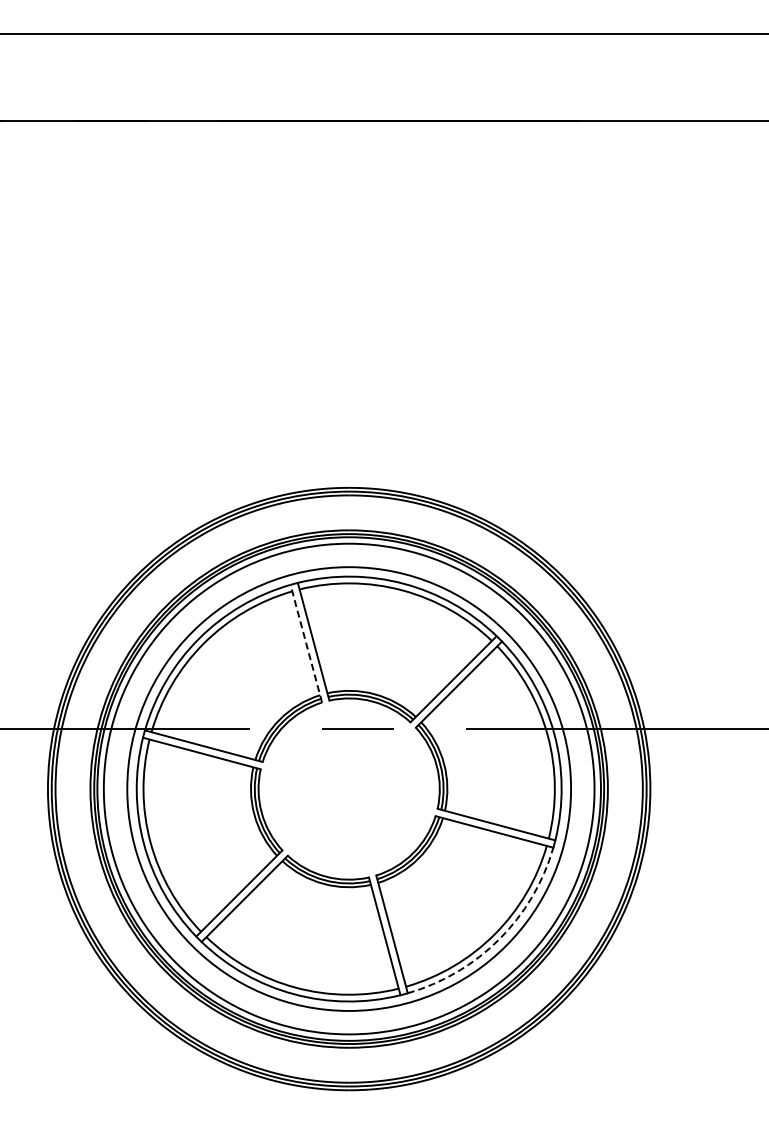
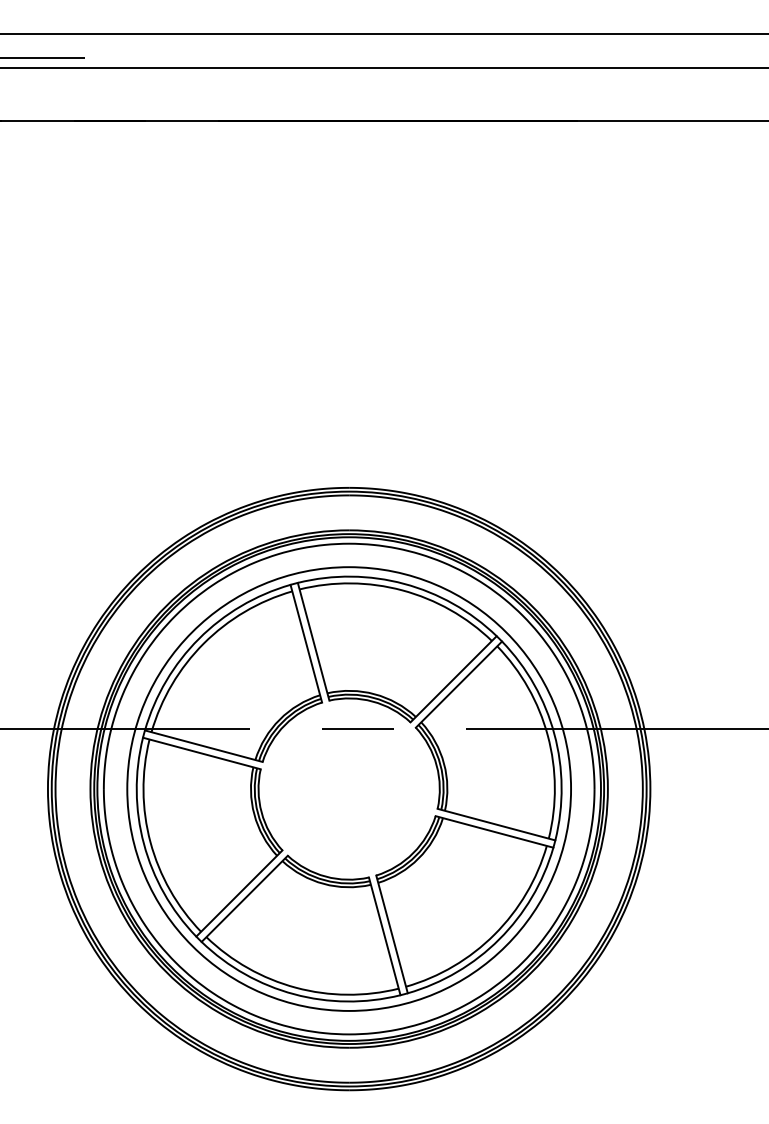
line: none -> present (43, 58)
line: none -> present (383, 67)
line: dashed -> solid (306, 643)
arc: dashed -> solid (499, 939)
